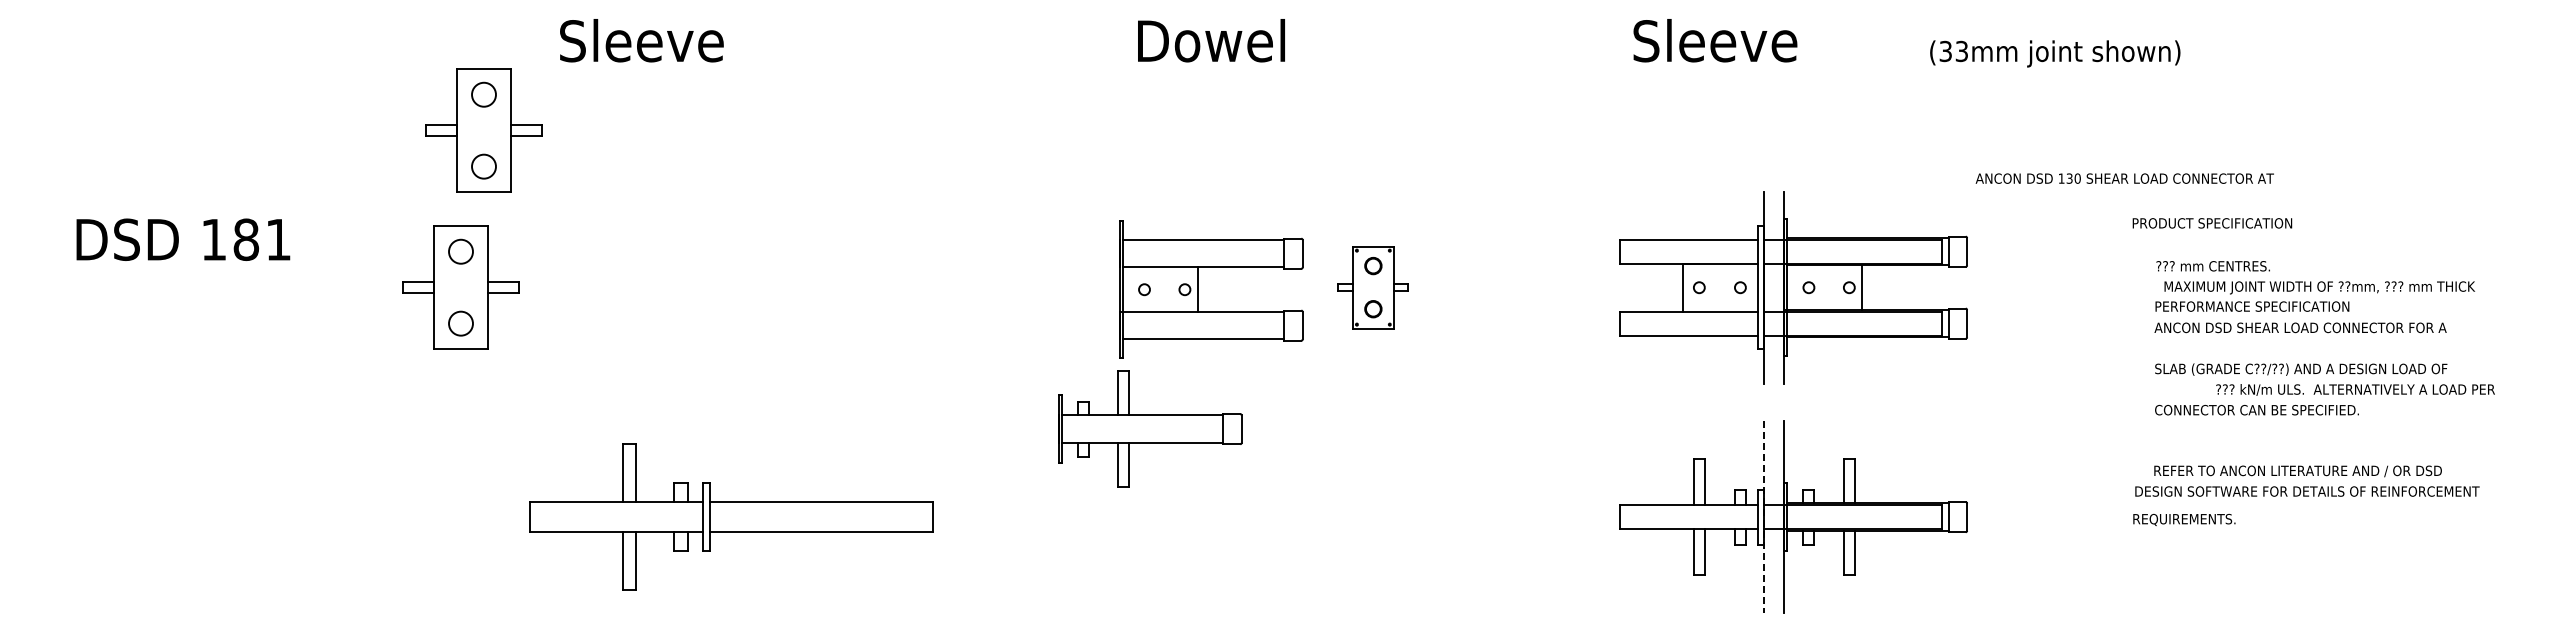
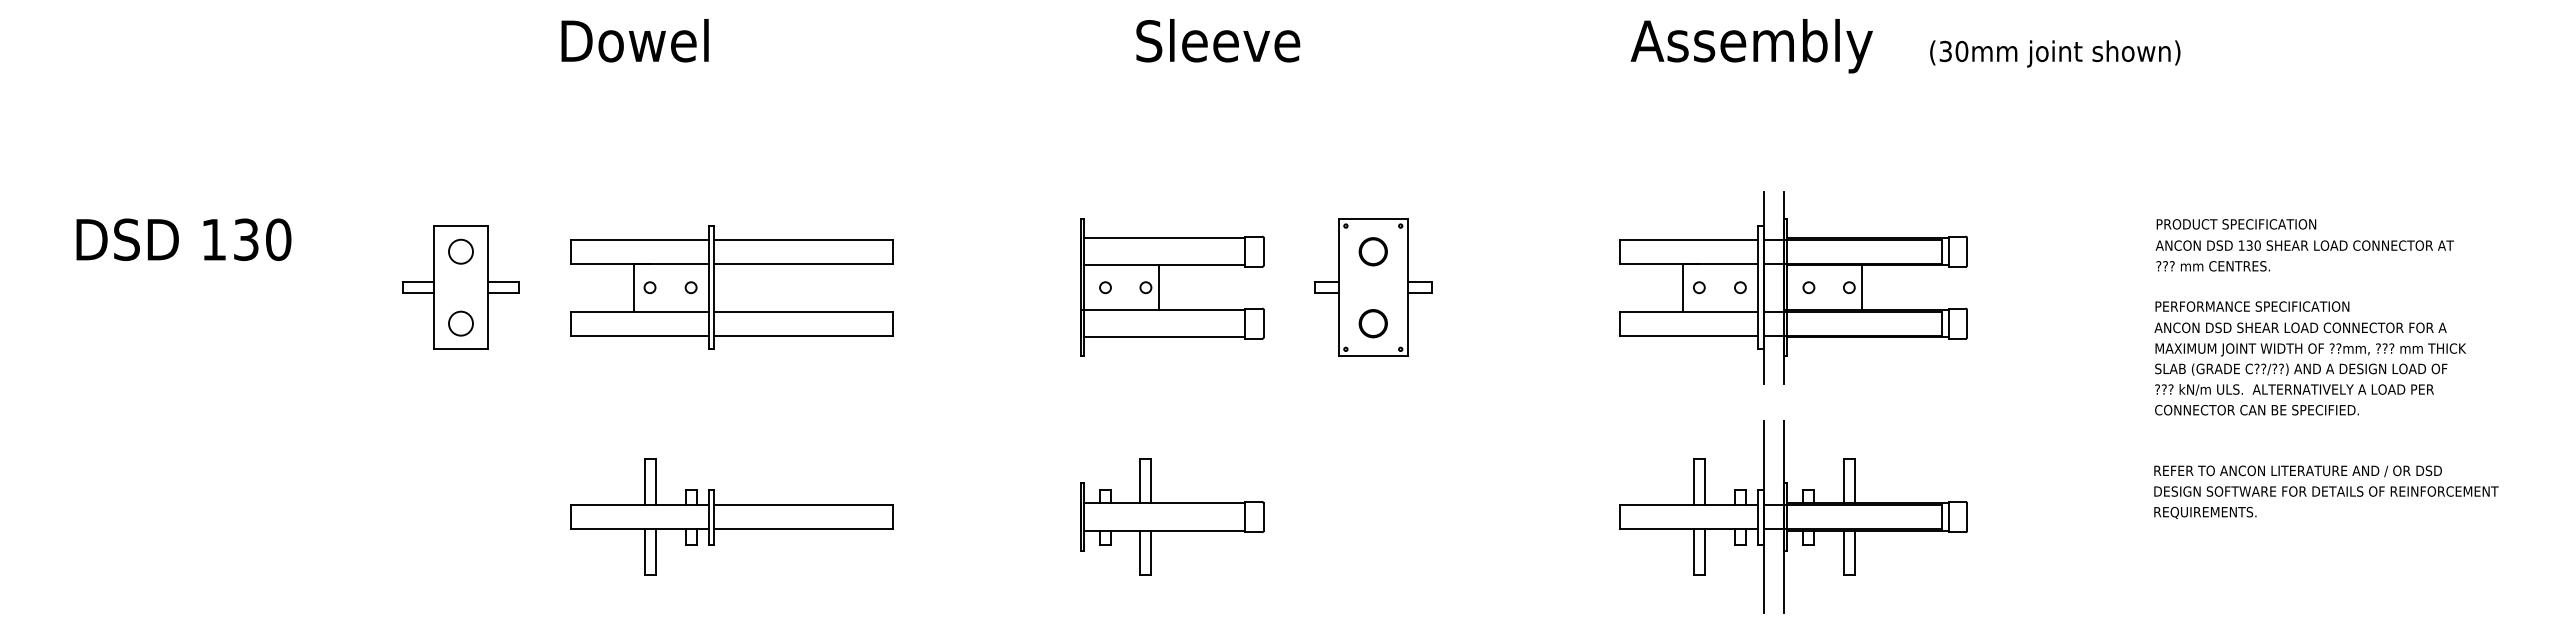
text: Sleeve -> Dowel (641, 40)
text: Dowel -> Sleeve (1218, 40)
text: Sleeve -> Assembly (1751, 46)
text: (33mm -> (30mm (1961, 51)
part: present -> none (483, 130)
text position: (2124, 178) -> (2304, 245) (2304, 245)
text position: (2212, 223) -> (2236, 224) (2236, 224)
text: 181 -> 130 (262, 239)
part: none -> present (714, 287)
part size: 72x84 px -> 119x139 px (1373, 287)
text position: (2319, 287) -> (2310, 349) (2310, 349)
part position: (1198, 289) -> (1159, 287) (1159, 287)
text position: (2355, 389) -> (2294, 389) (2294, 389)
part position: (1150, 428) -> (1172, 516) (1172, 516)
text position: (2307, 491) -> (2326, 491) (2326, 491)
part size: 405x148 px -> 324x118 px (731, 516)
line: dashed -> solid (1763, 517)
text position: (2184, 520) -> (2205, 513) (2205, 513)
